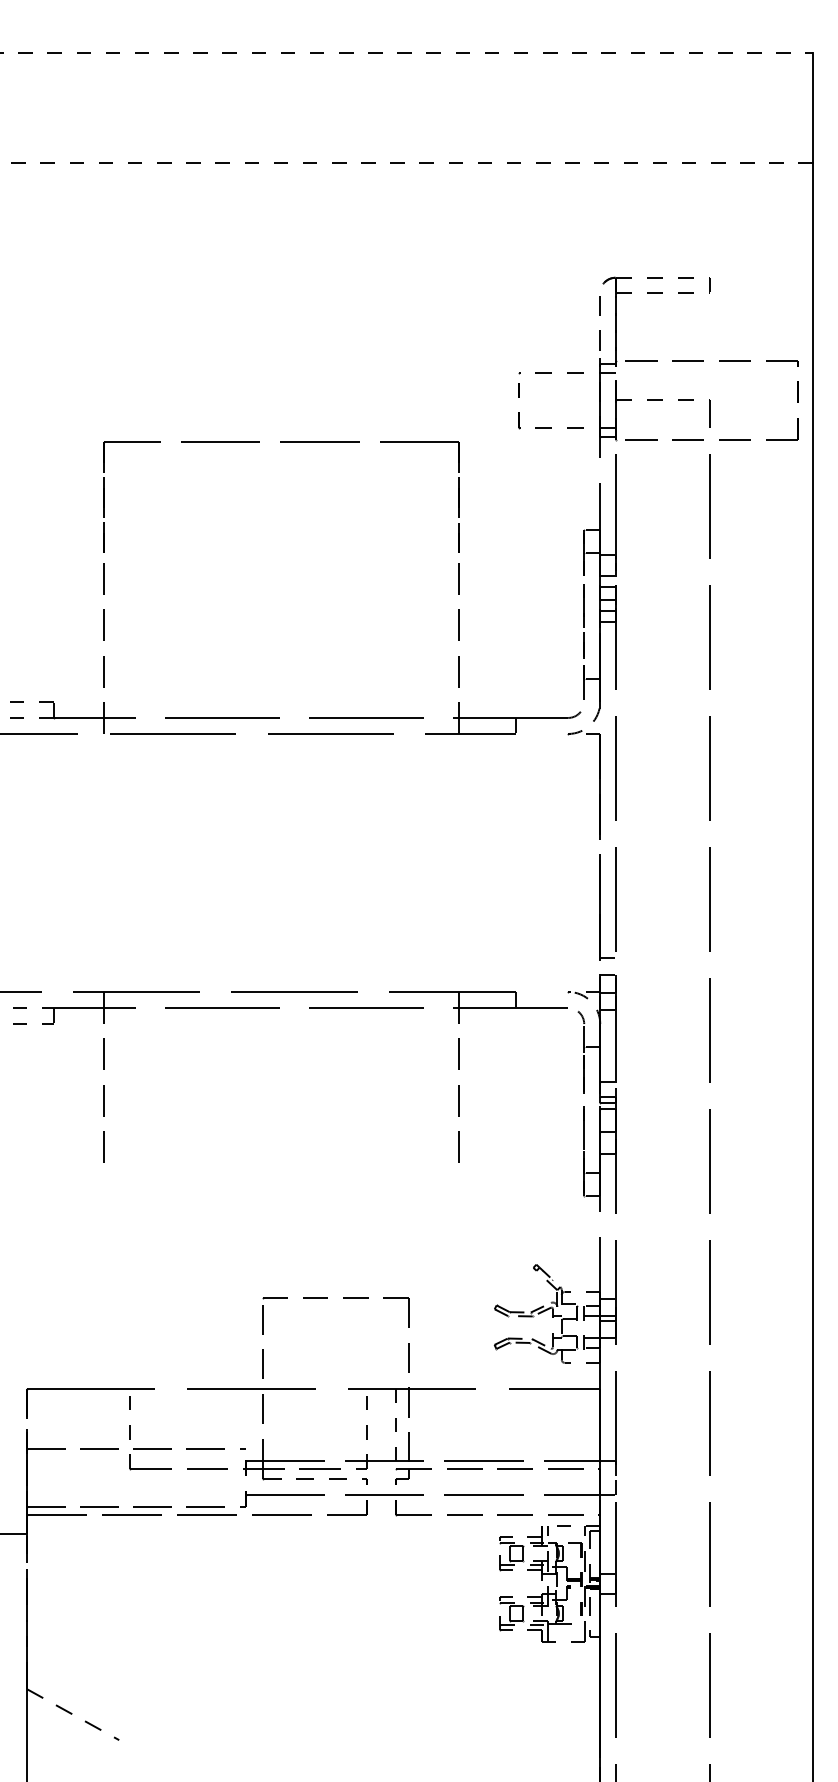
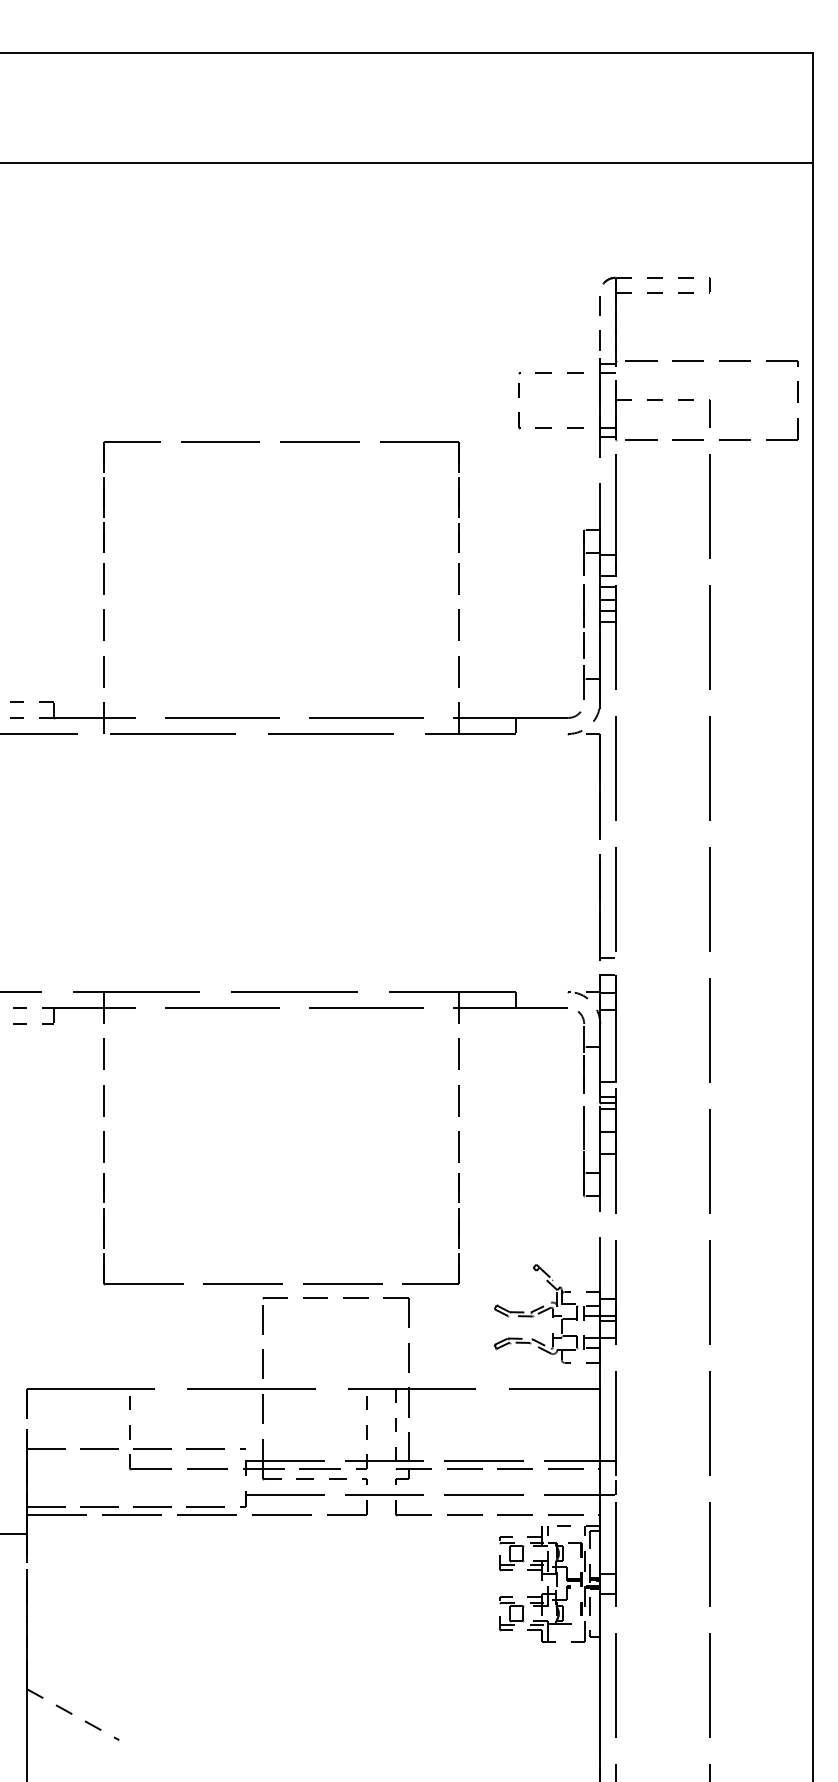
line: dashed -> solid (407, 53)
line: dashed -> solid (406, 162)
part: none -> present (281, 1283)
